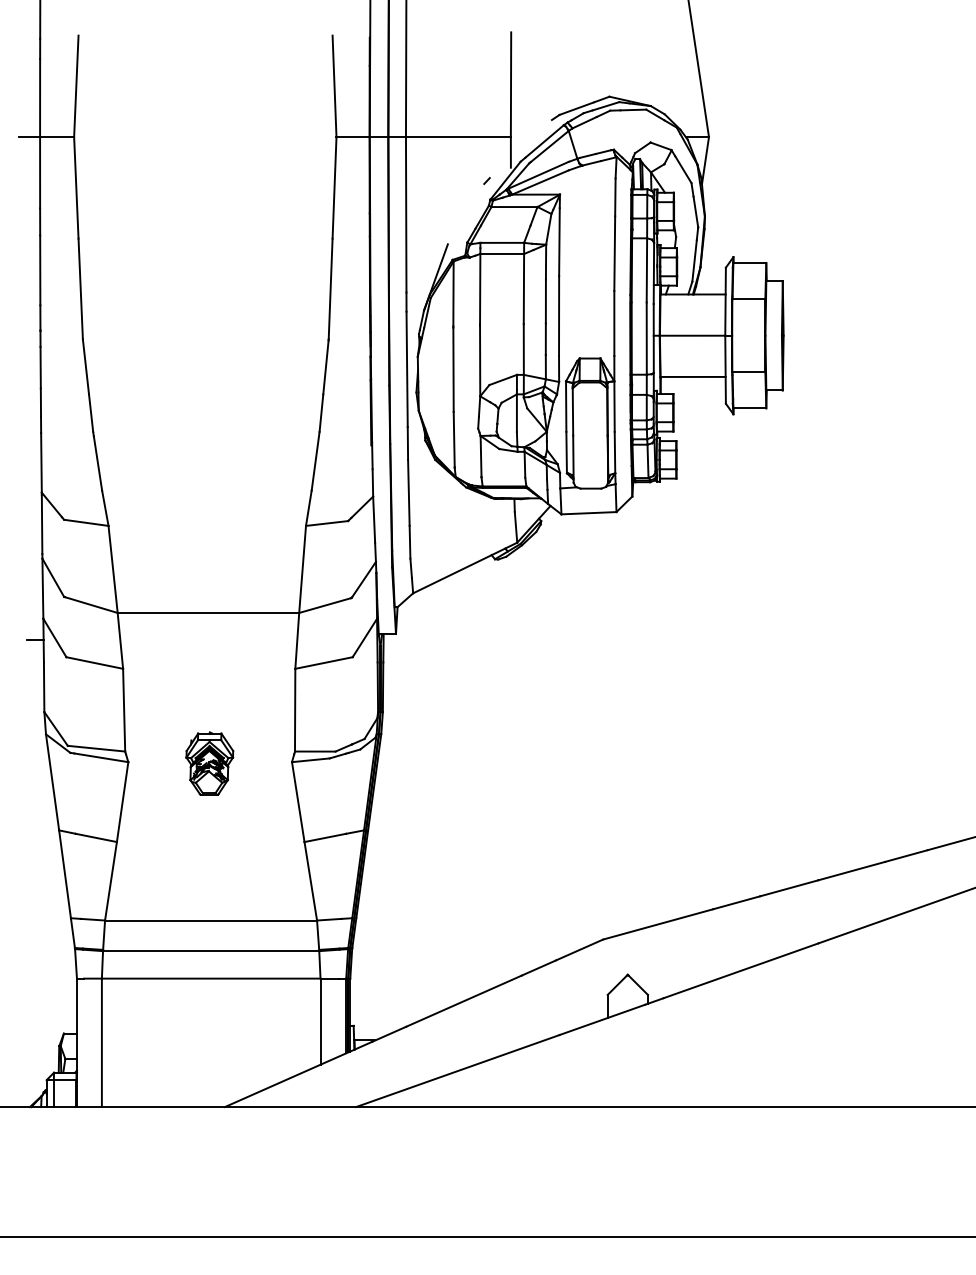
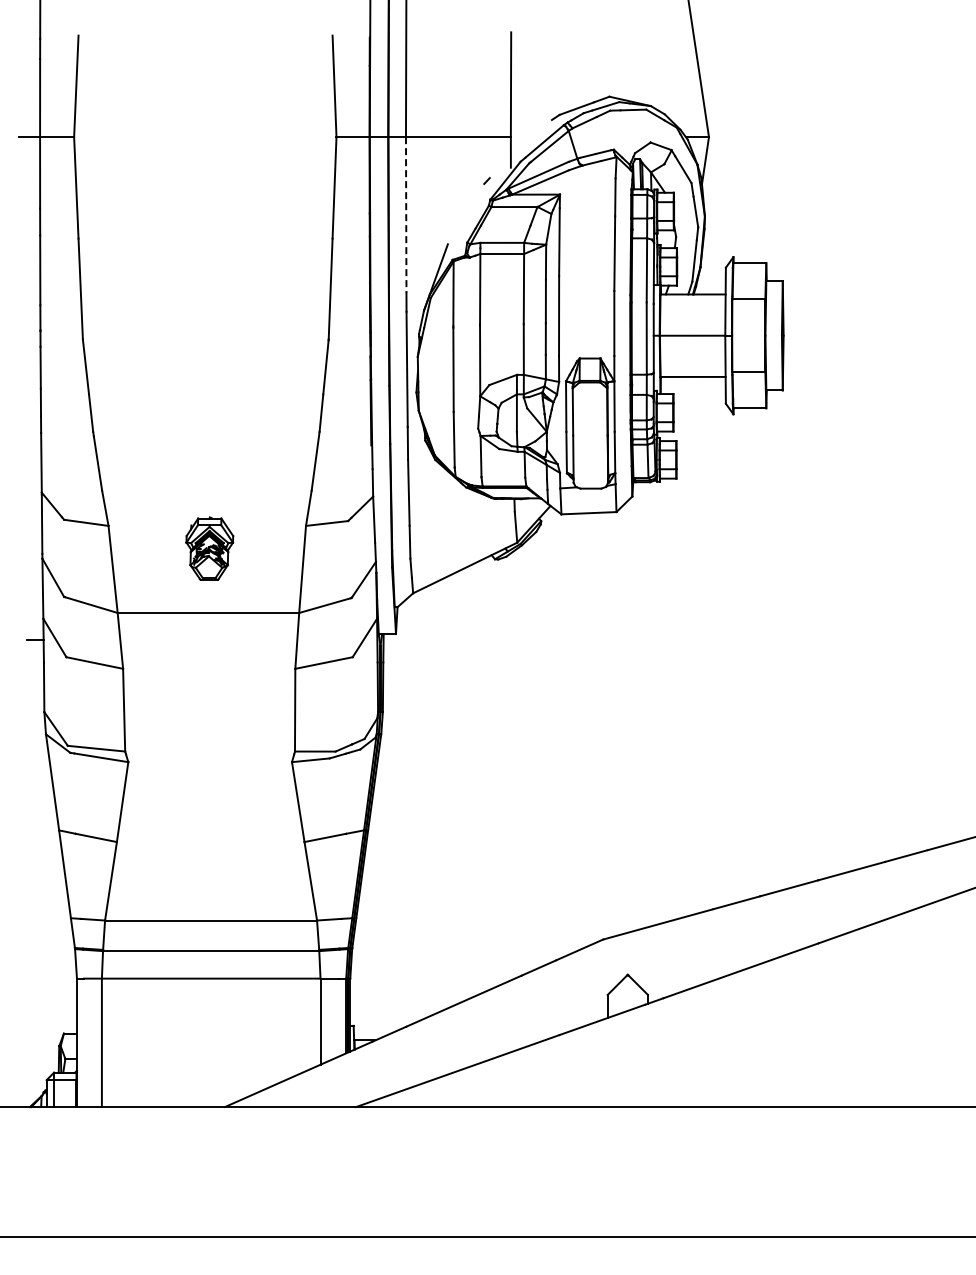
line: solid -> dashed (406, 214)
part position: (209, 763) -> (209, 548) (209, 548)
